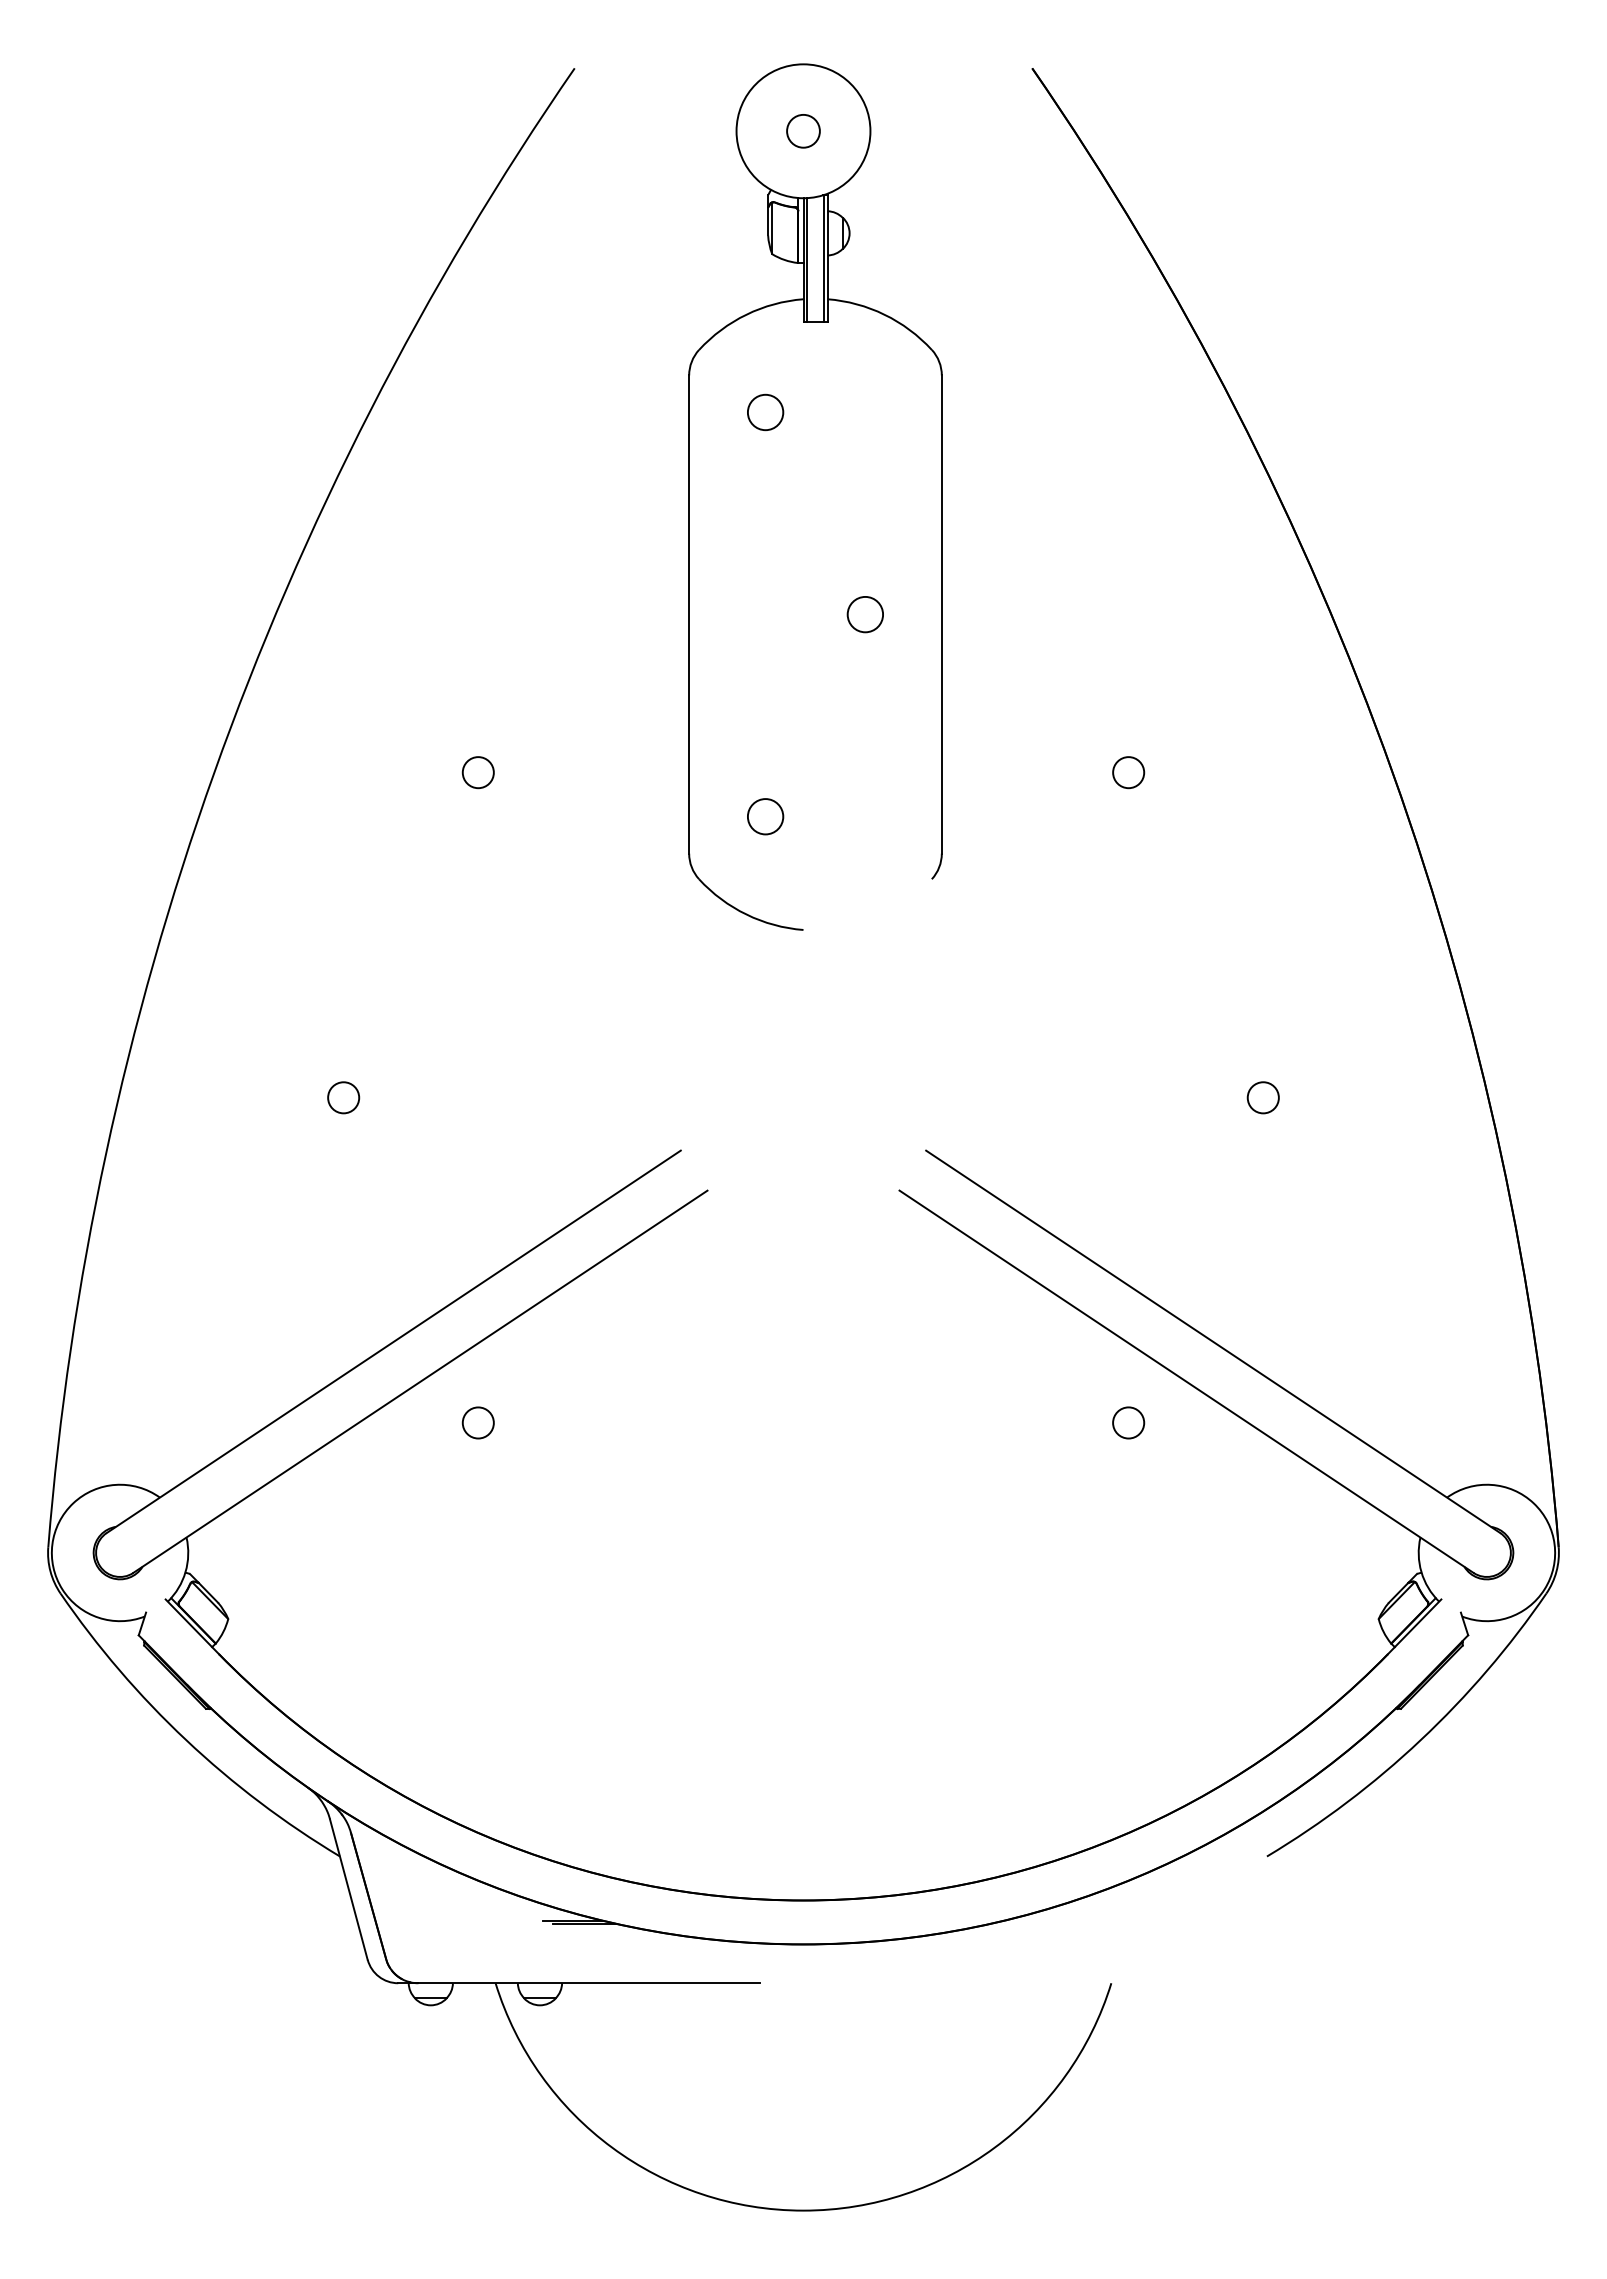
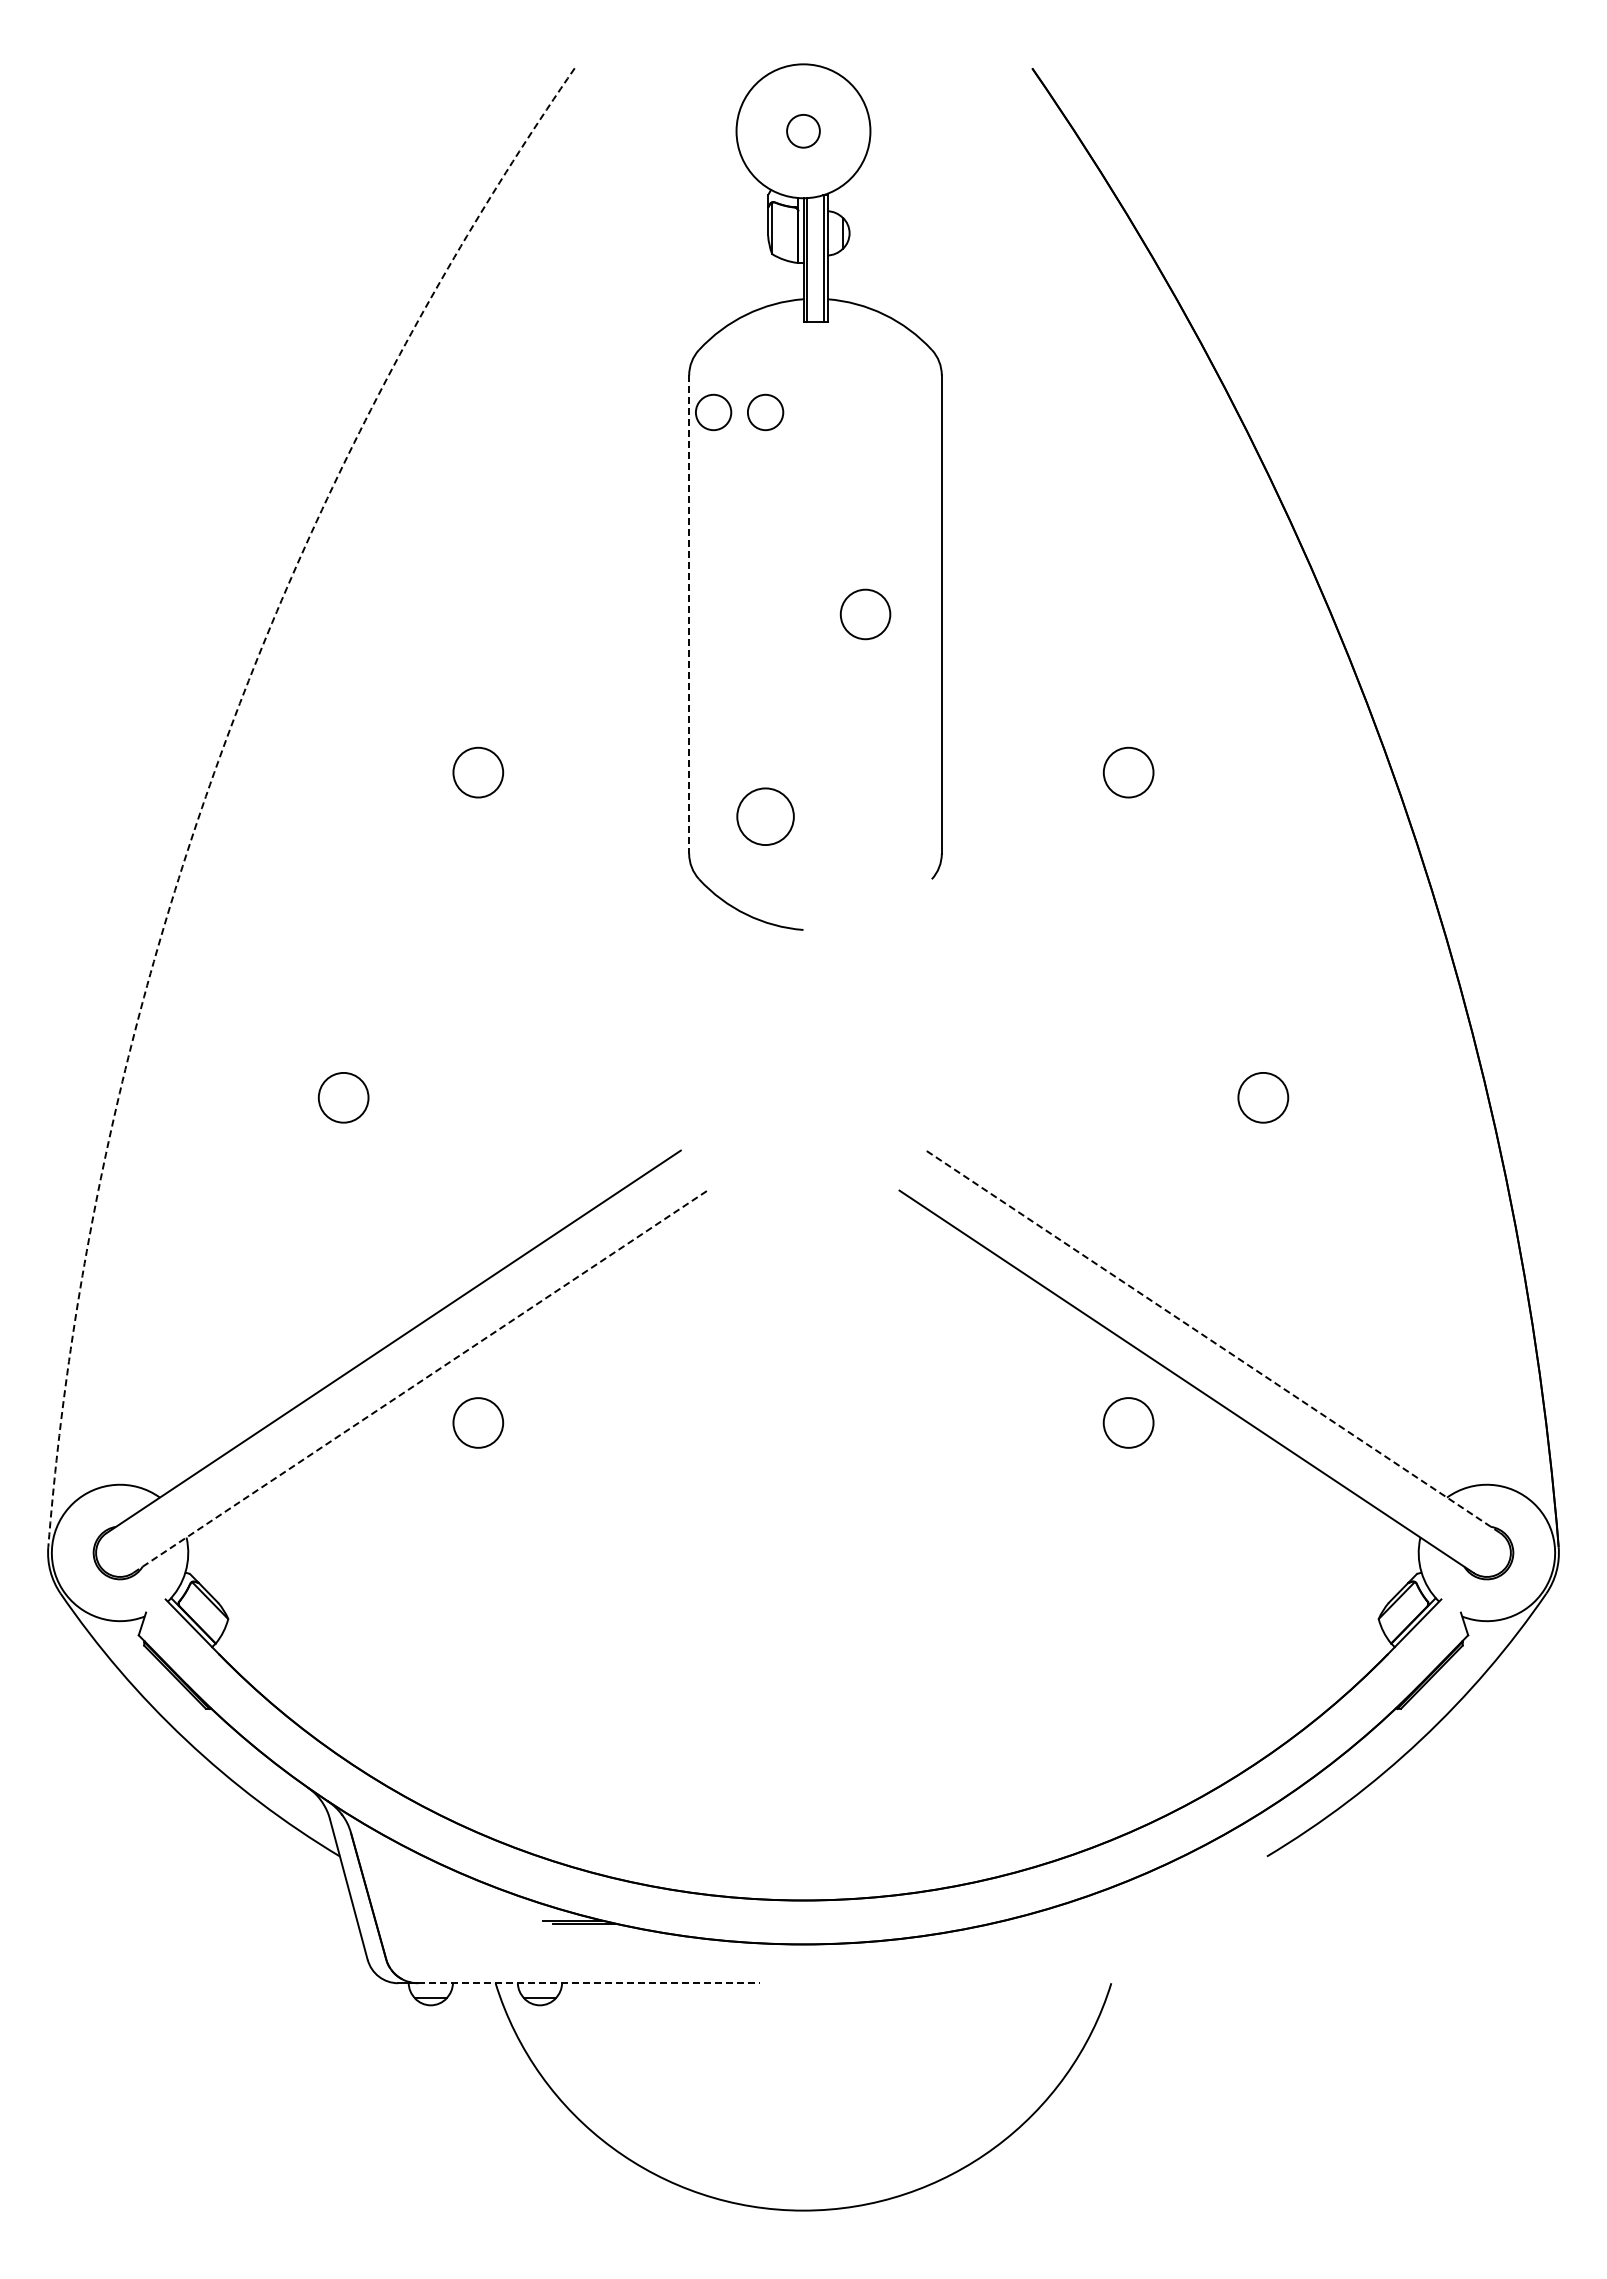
circle: none -> present (713, 412)
circle size: 38x38 px -> 53x53 px (865, 614)
line: solid -> dashed (689, 615)
circle diameter: 31 px -> 50 px (478, 772)
circle diameter: 31 px -> 50 px (1128, 772)
arc: solid -> dashed (214, 773)
circle diameter: 35 px -> 57 px (765, 816)
circle diameter: 31 px -> 50 px (343, 1097)
circle diameter: 31 px -> 50 px (1263, 1097)
line: solid -> dashed (1213, 1341)
line: solid -> dashed (420, 1381)
circle diameter: 31 px -> 50 px (478, 1422)
circle diameter: 31 px -> 50 px (1128, 1422)
line: solid -> dashed (588, 1983)
